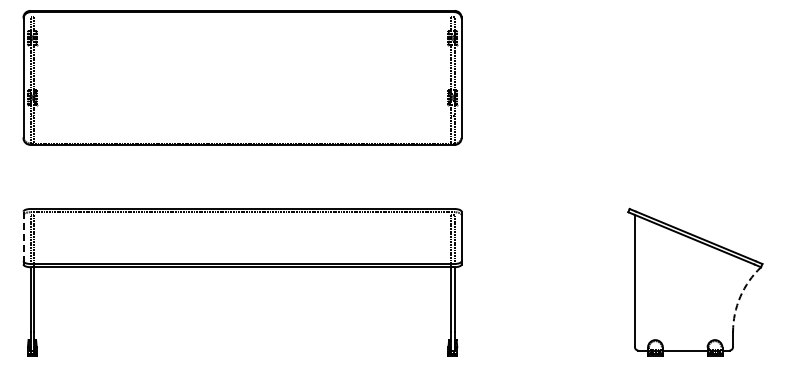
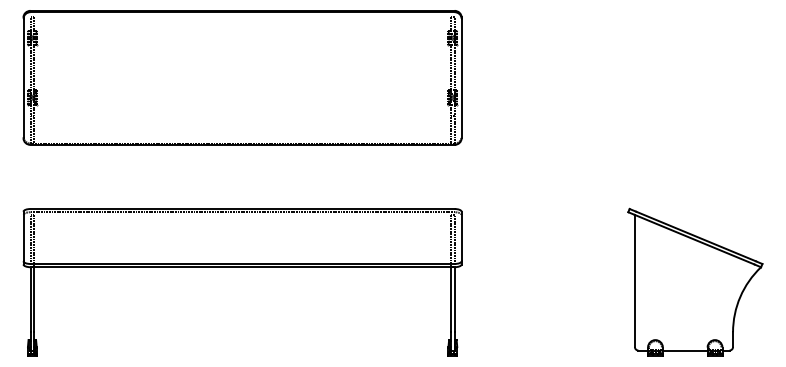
line: dashed -> solid (23, 236)
arc: dashed -> solid (740, 296)
